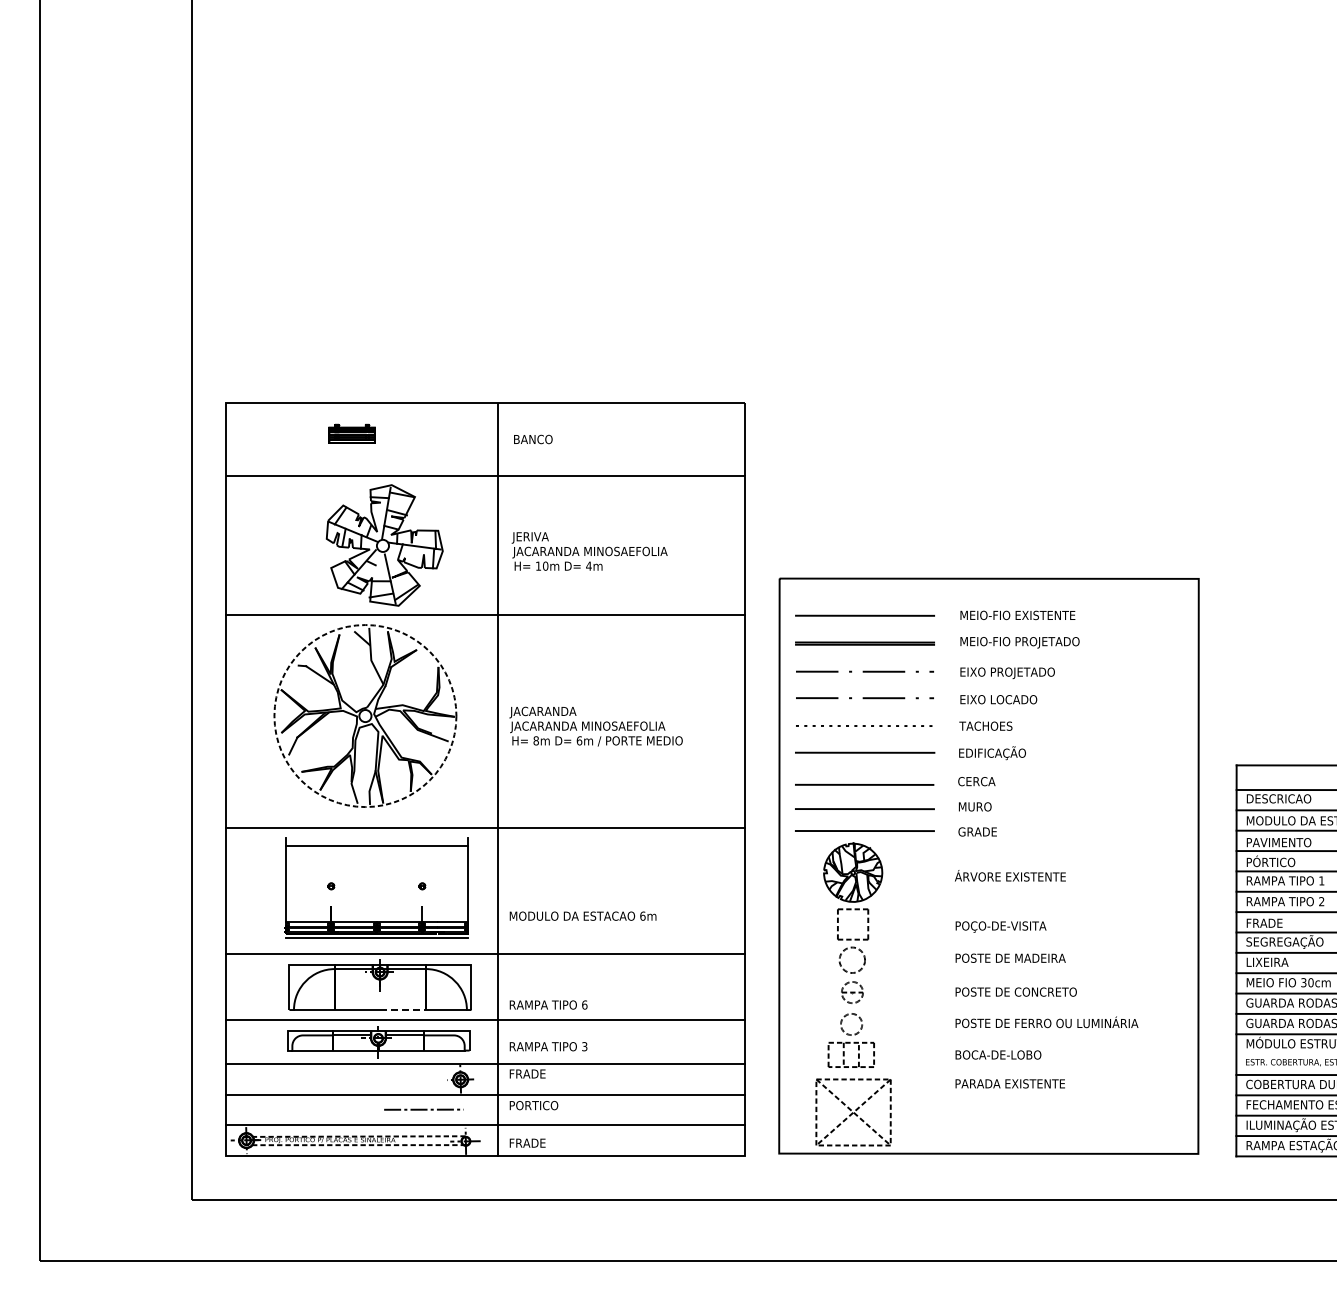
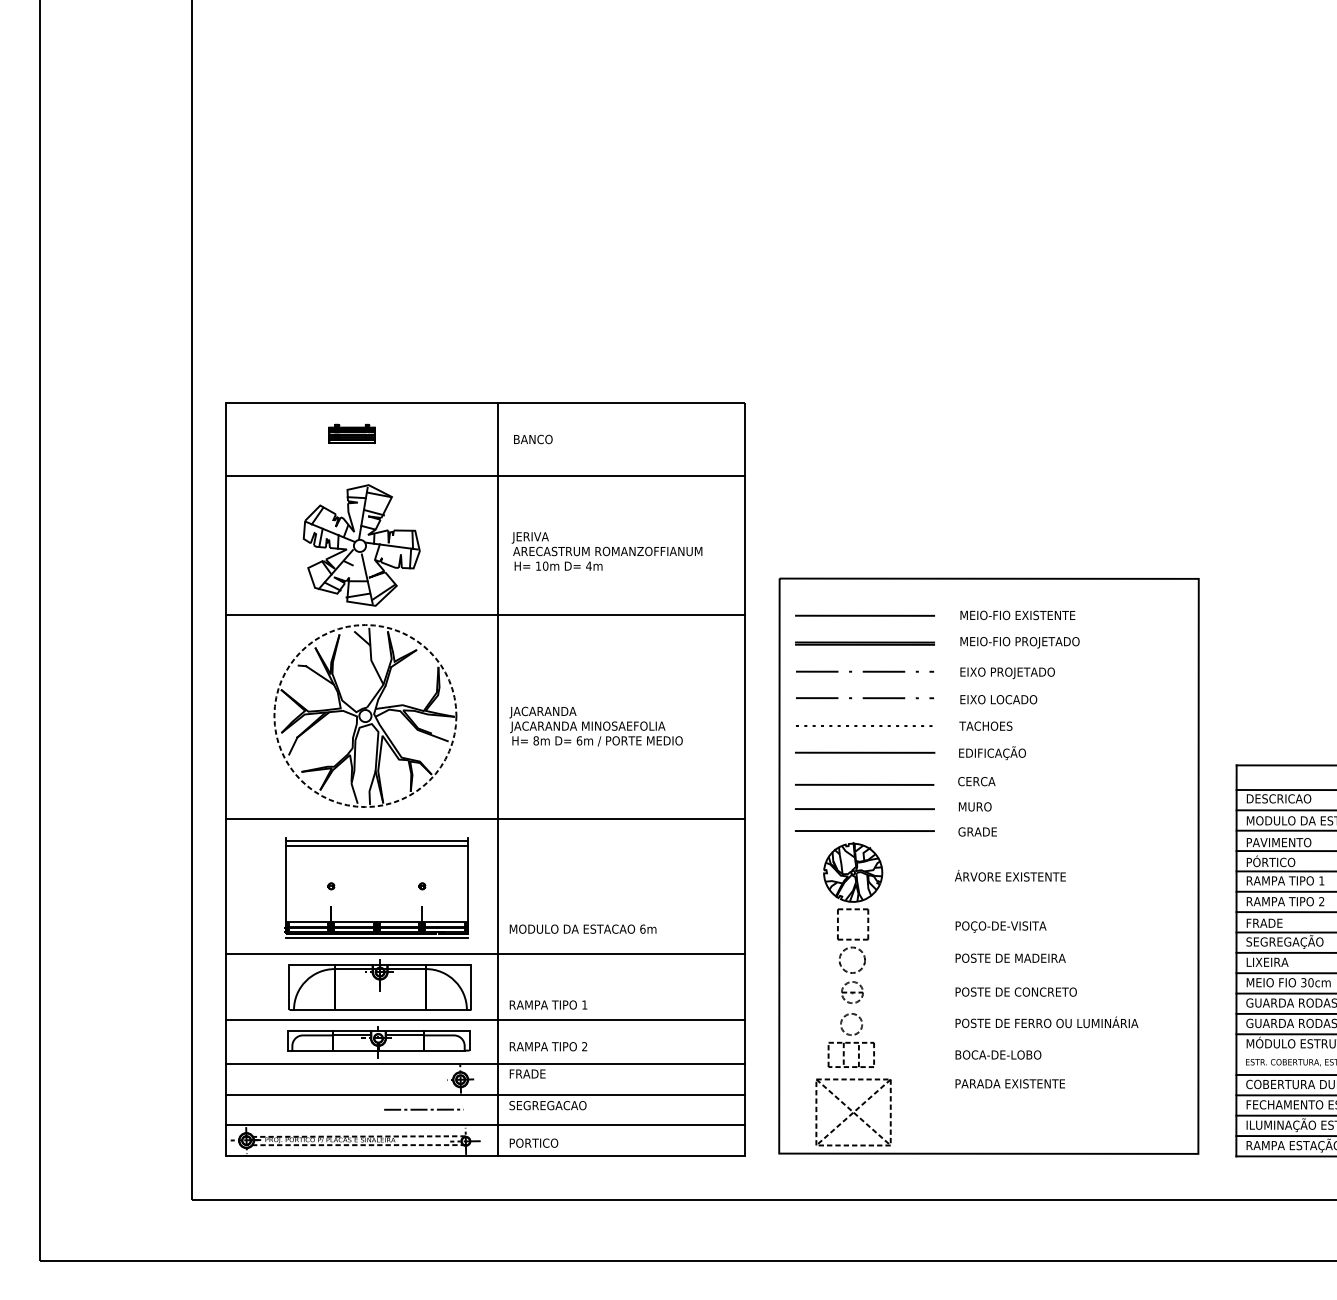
part position: (384, 545) -> (361, 545) (361, 545)
text: JACARANDA MINOSAEFOLIA -> ARECASTRUM ROMANZOFFIANUM (607, 552)
line position: (485, 827) -> (485, 818) (485, 818)
line: none -> present (376, 841)
text position: (582, 915) -> (582, 928) (582, 928)
text: 6 -> 1 (584, 1004)
line: dashed -> solid (402, 1010)
text: 3 -> 2 (584, 1046)
text: PORTICO -> SEGREGACAO (547, 1105)
text: FRADE -> PORTICO (534, 1142)
